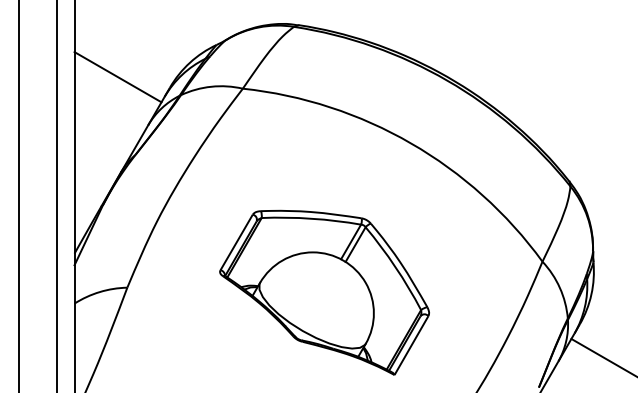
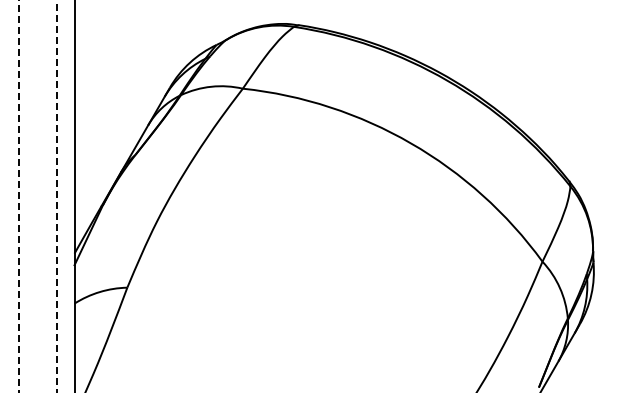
line: present -> none (117, 77)
line: solid -> dashed (19, 196)
line: solid -> dashed (56, 196)
part: present -> none (324, 292)
line: present -> none (602, 356)
